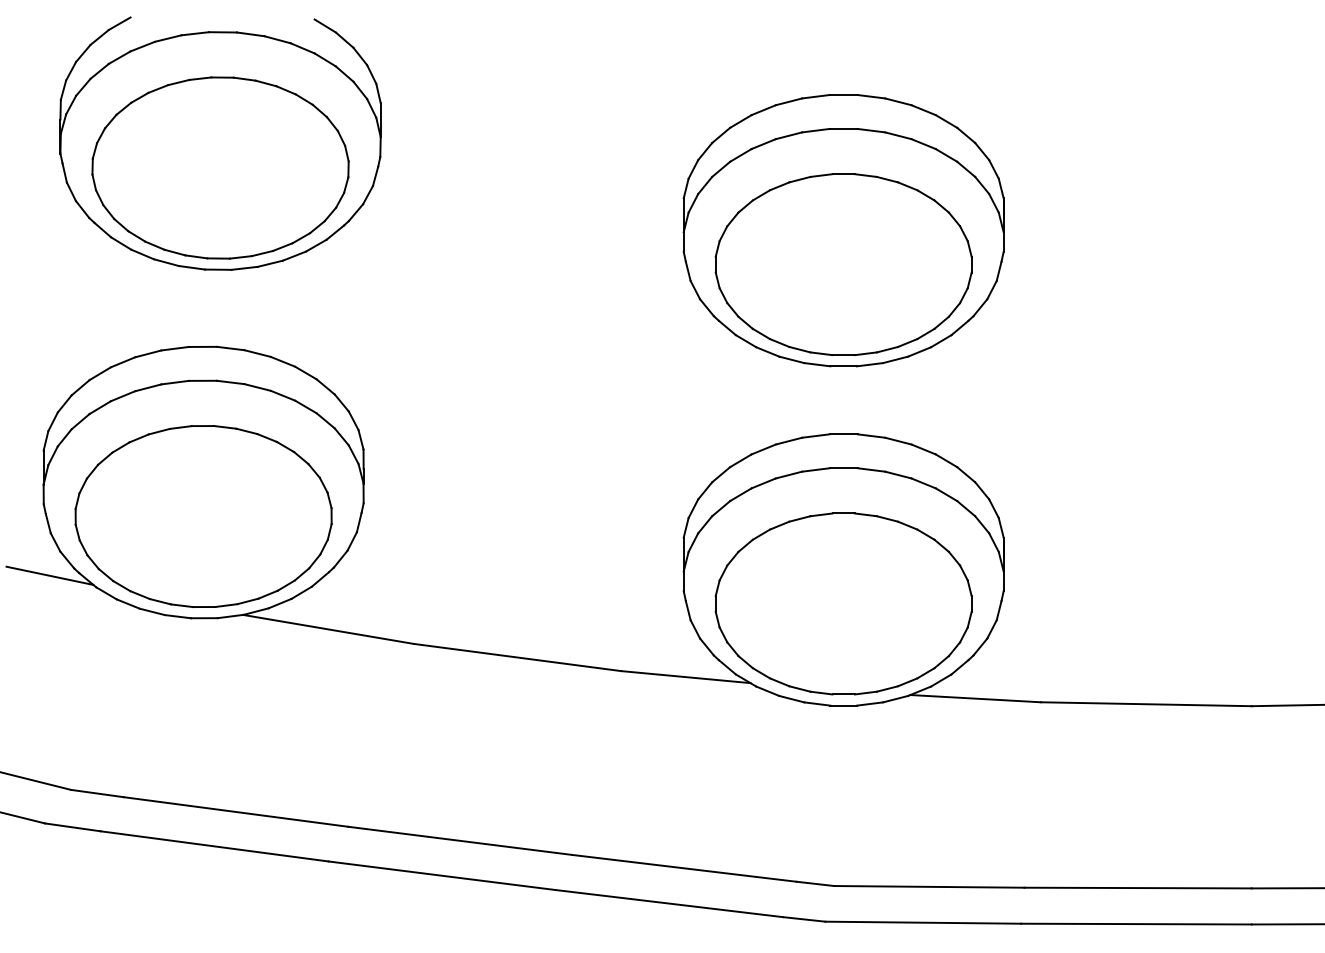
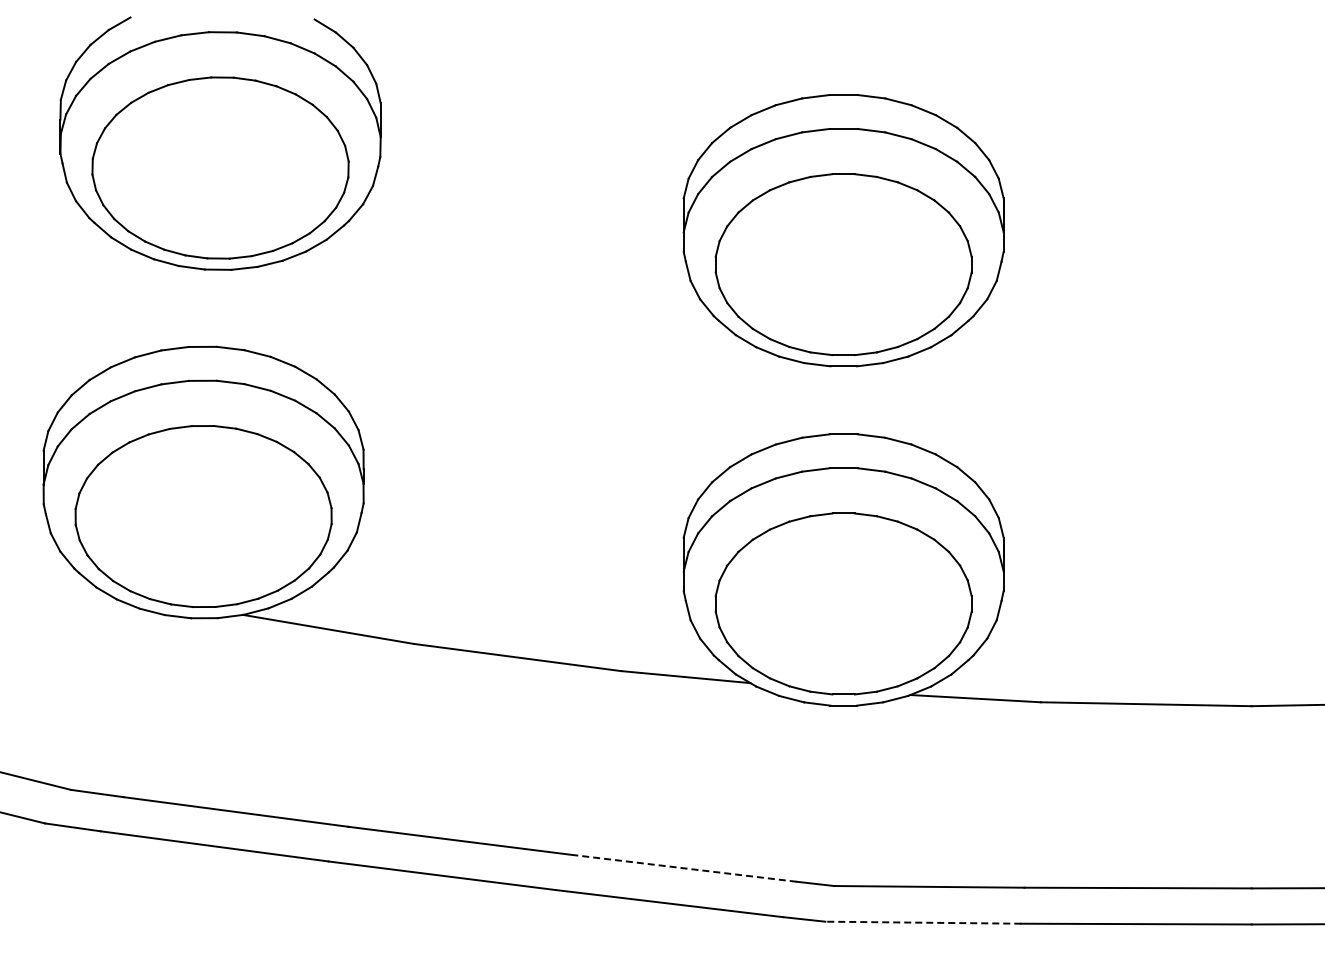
line: present -> none (49, 575)
line: solid -> dashed (684, 868)
line: solid -> dashed (923, 922)
